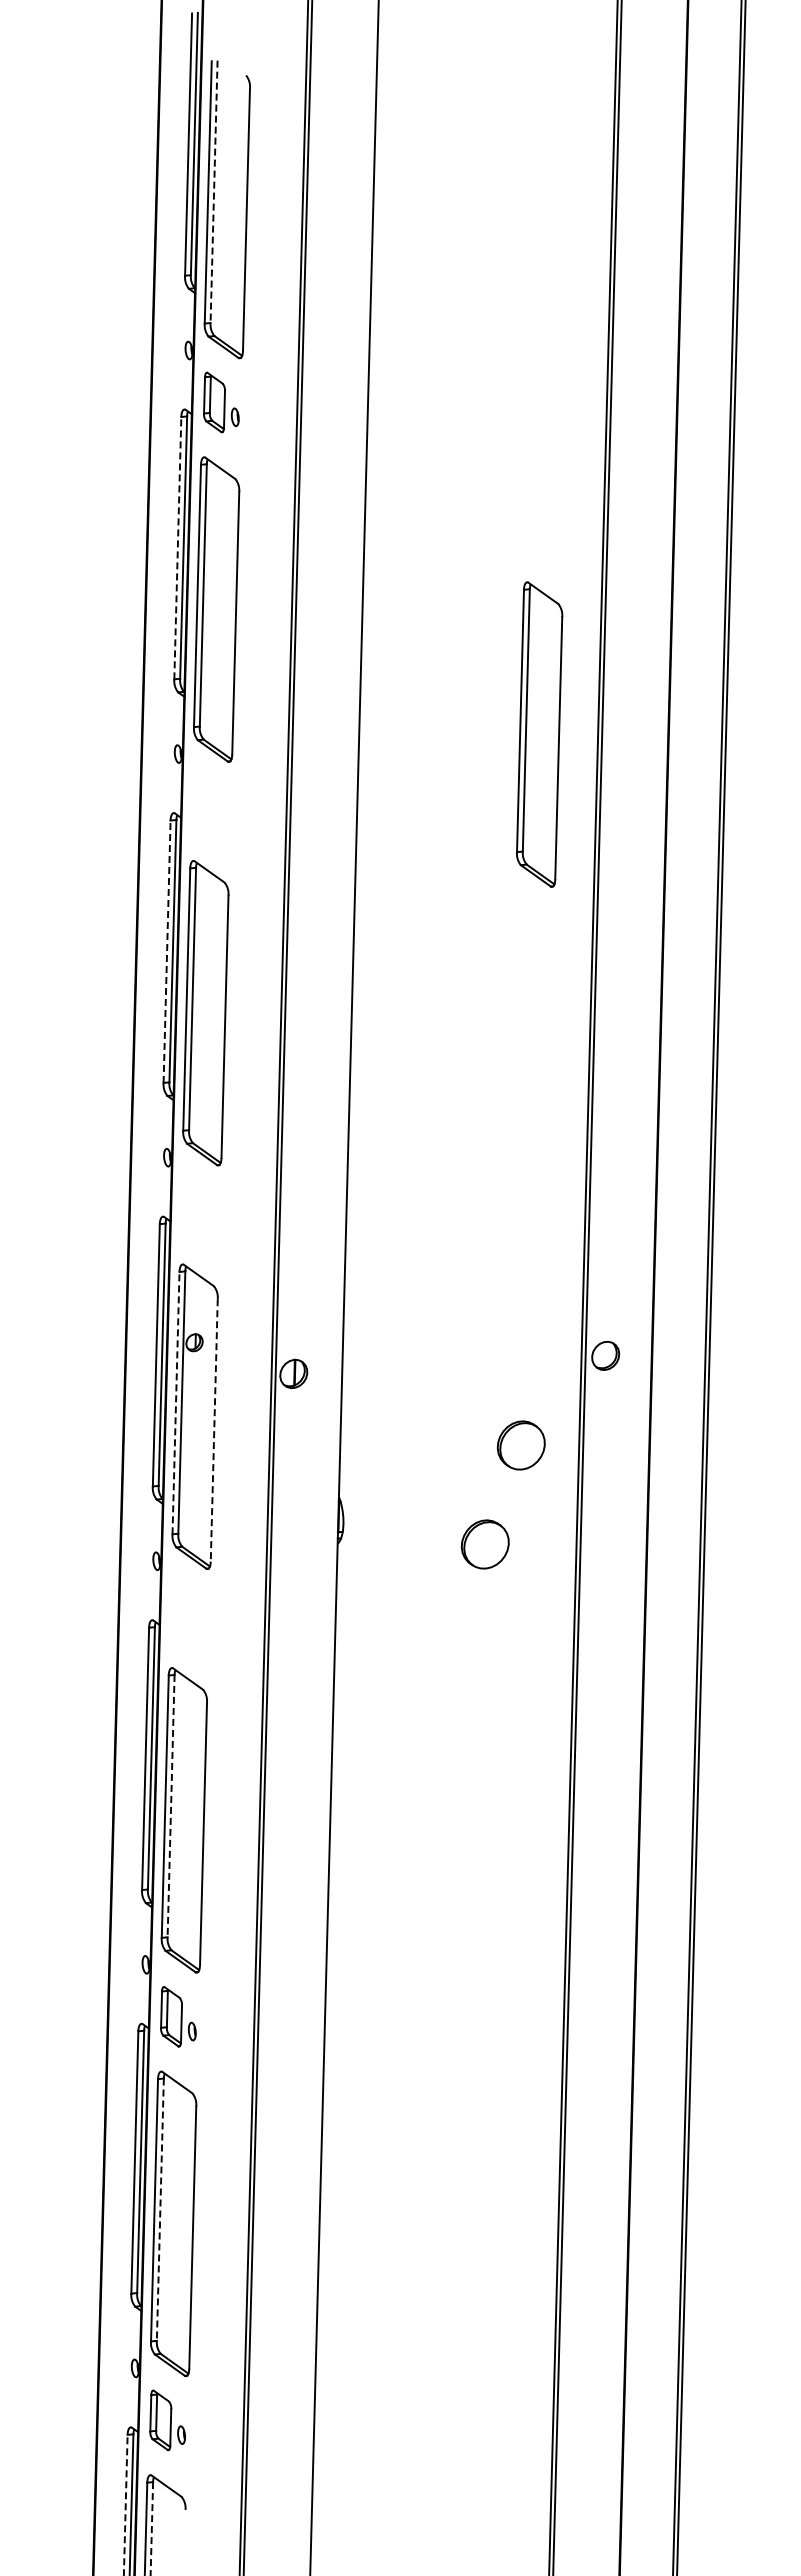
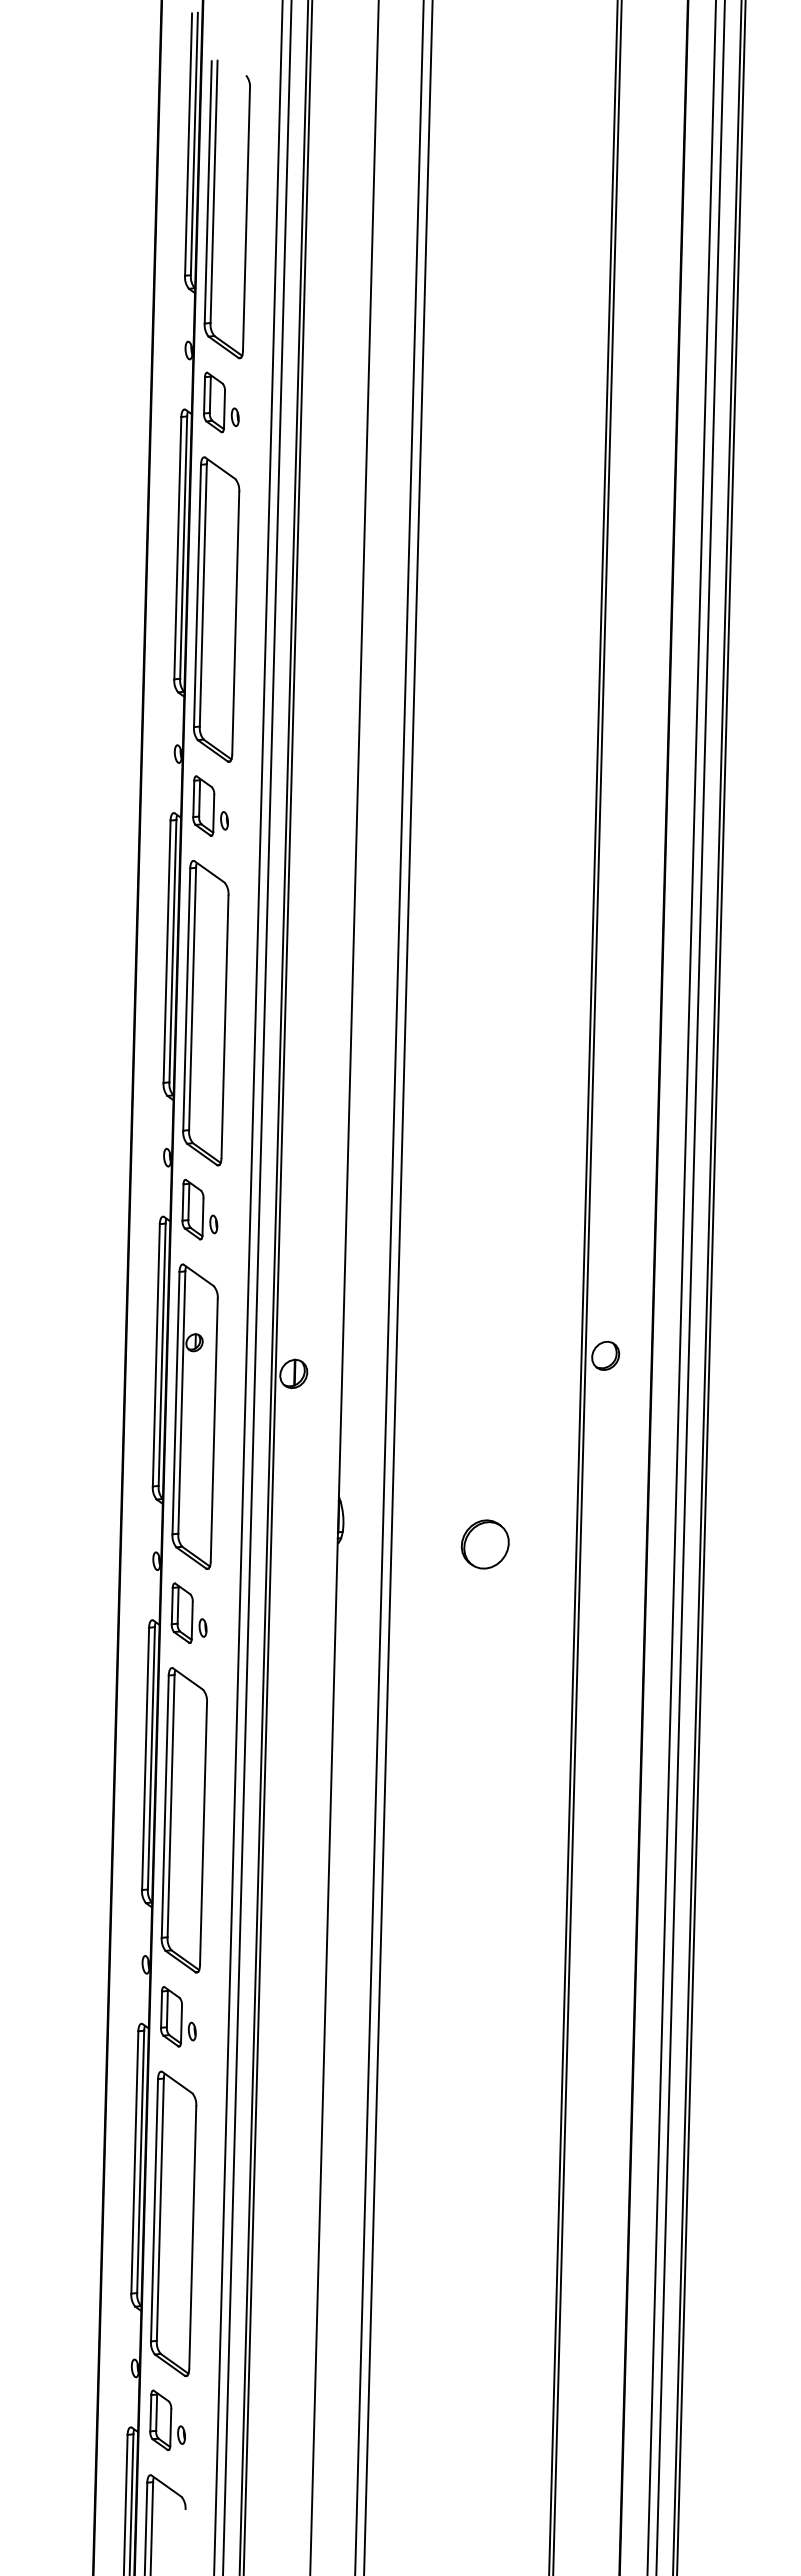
line: dashed -> solid (214, 192)
line: dashed -> solid (177, 547)
part: present -> none (539, 734)
part: none -> present (210, 805)
line: dashed -> solid (167, 951)
part: none -> present (199, 1209)
line: none -> present (248, 1287)
line: none -> present (257, 1287)
line: none -> present (389, 1287)
line: none -> present (398, 1287)
line: none -> present (681, 1287)
line: none -> present (690, 1287)
line: dashed -> solid (176, 1402)
line: dashed -> solid (214, 1430)
part: present -> none (520, 1445)
part: none -> present (188, 1612)
line: dashed -> solid (171, 1806)
line: dashed -> solid (160, 2210)
line: dashed -> solid (125, 2504)
line: dashed -> solid (151, 2528)
